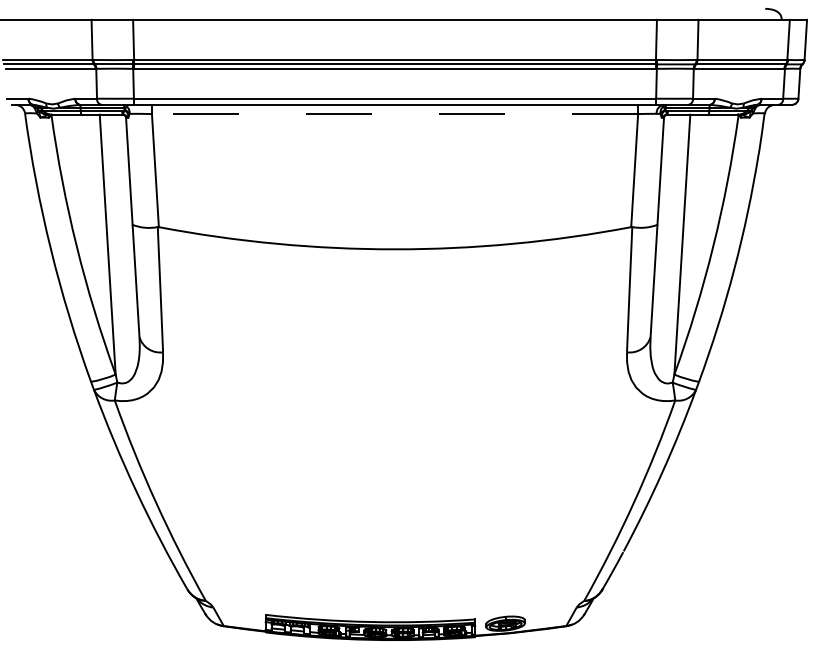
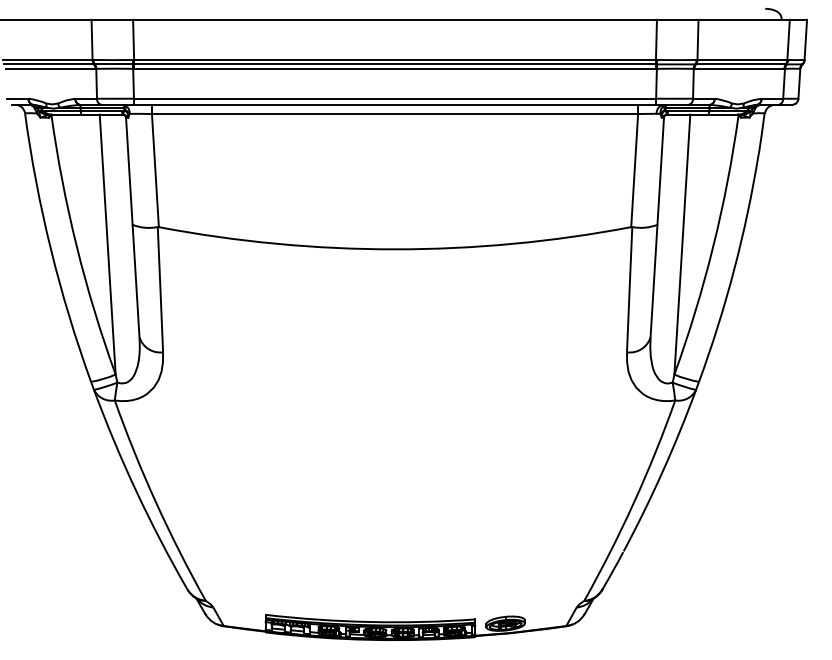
line: dashed -> solid (394, 114)
